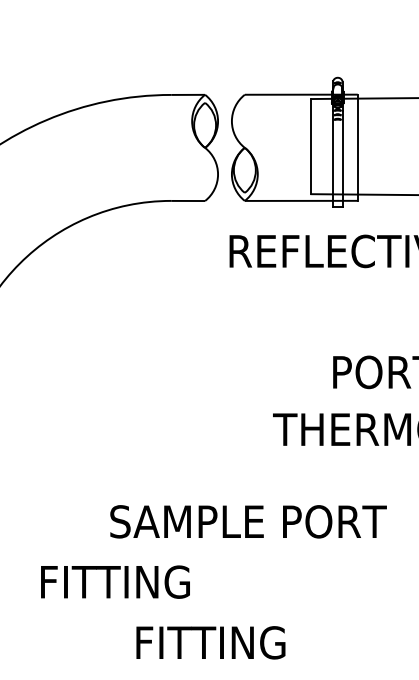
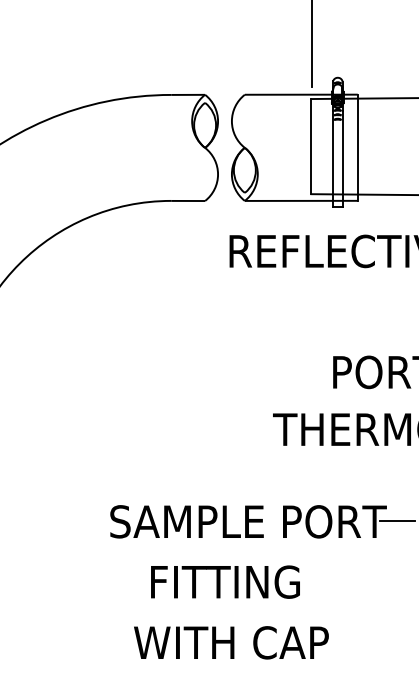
line: none -> present (311, 44)
line: none -> present (396, 520)
text position: (115, 581) -> (225, 581) (225, 581)
text: FITTING -> WITH CAP (231, 642)
